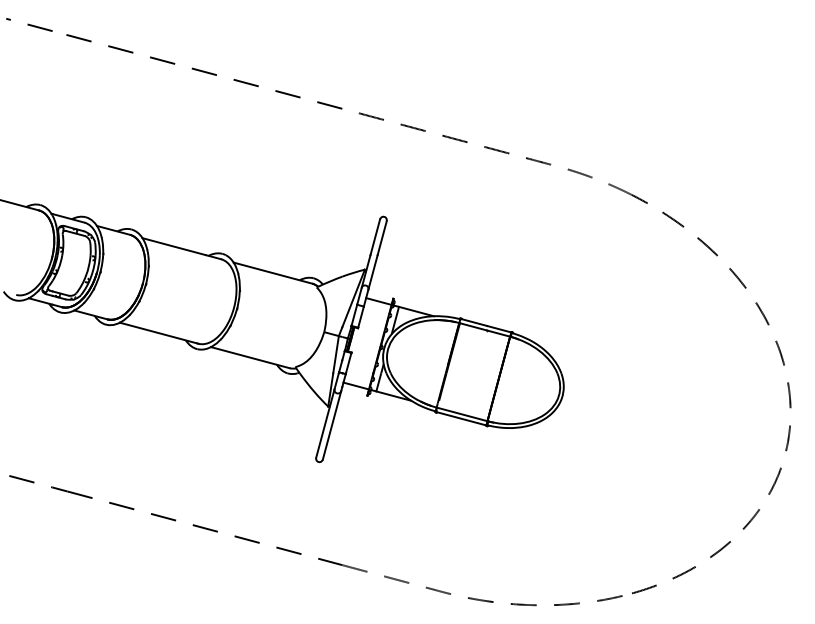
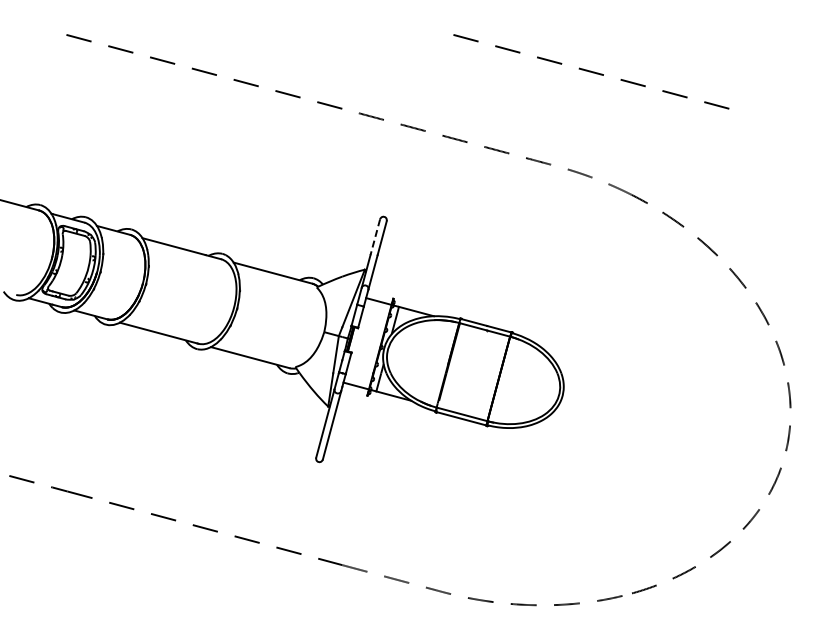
line: present -> none (29, 24)
line: none -> present (591, 71)
line: solid -> dashed (375, 237)
